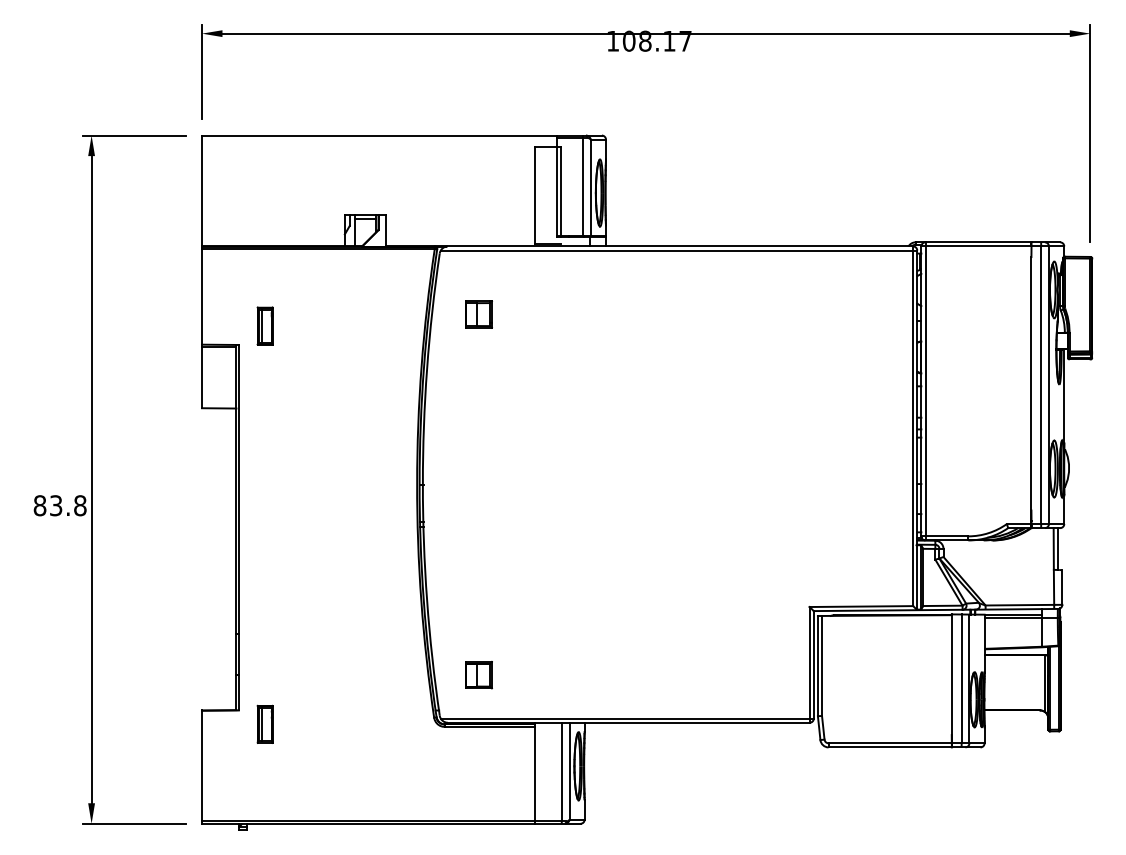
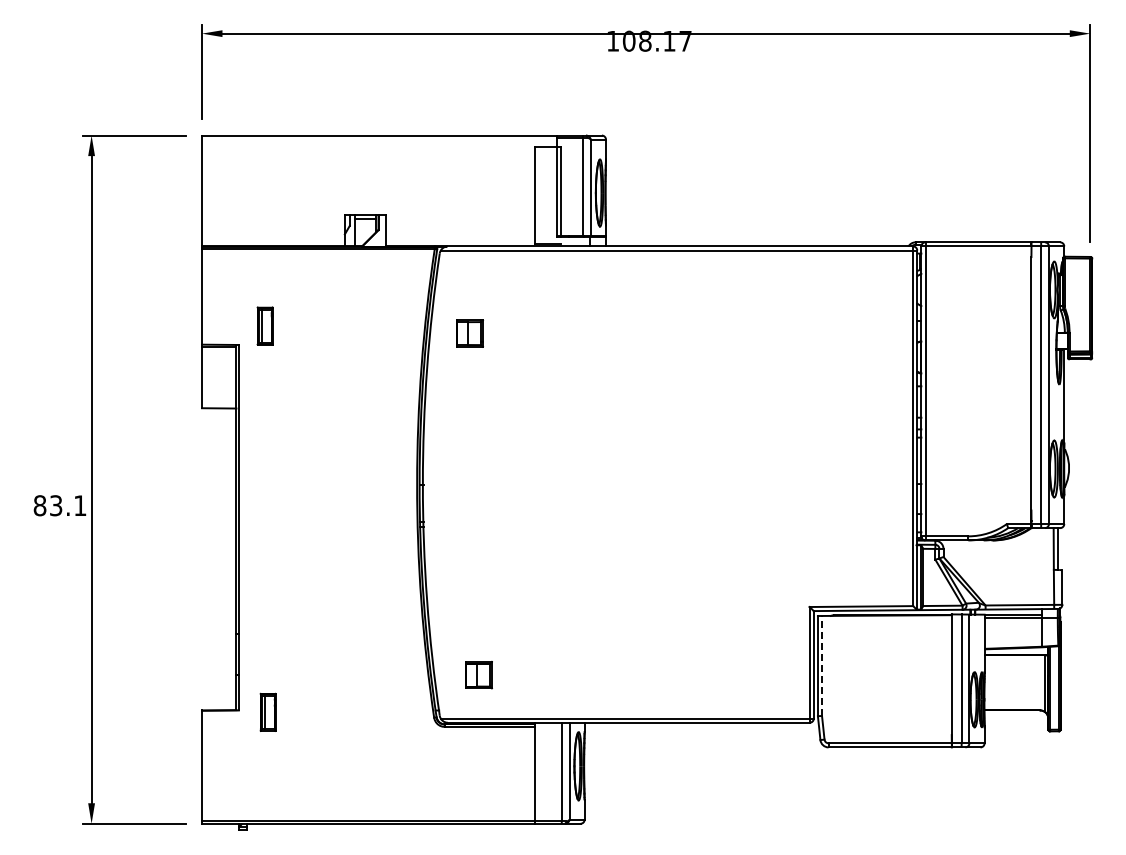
part position: (478, 314) -> (469, 333) (469, 333)
text: 83.8 -> 83.1 (80, 505)
line: solid -> dashed (822, 665)
part position: (264, 723) -> (267, 711) (267, 711)
